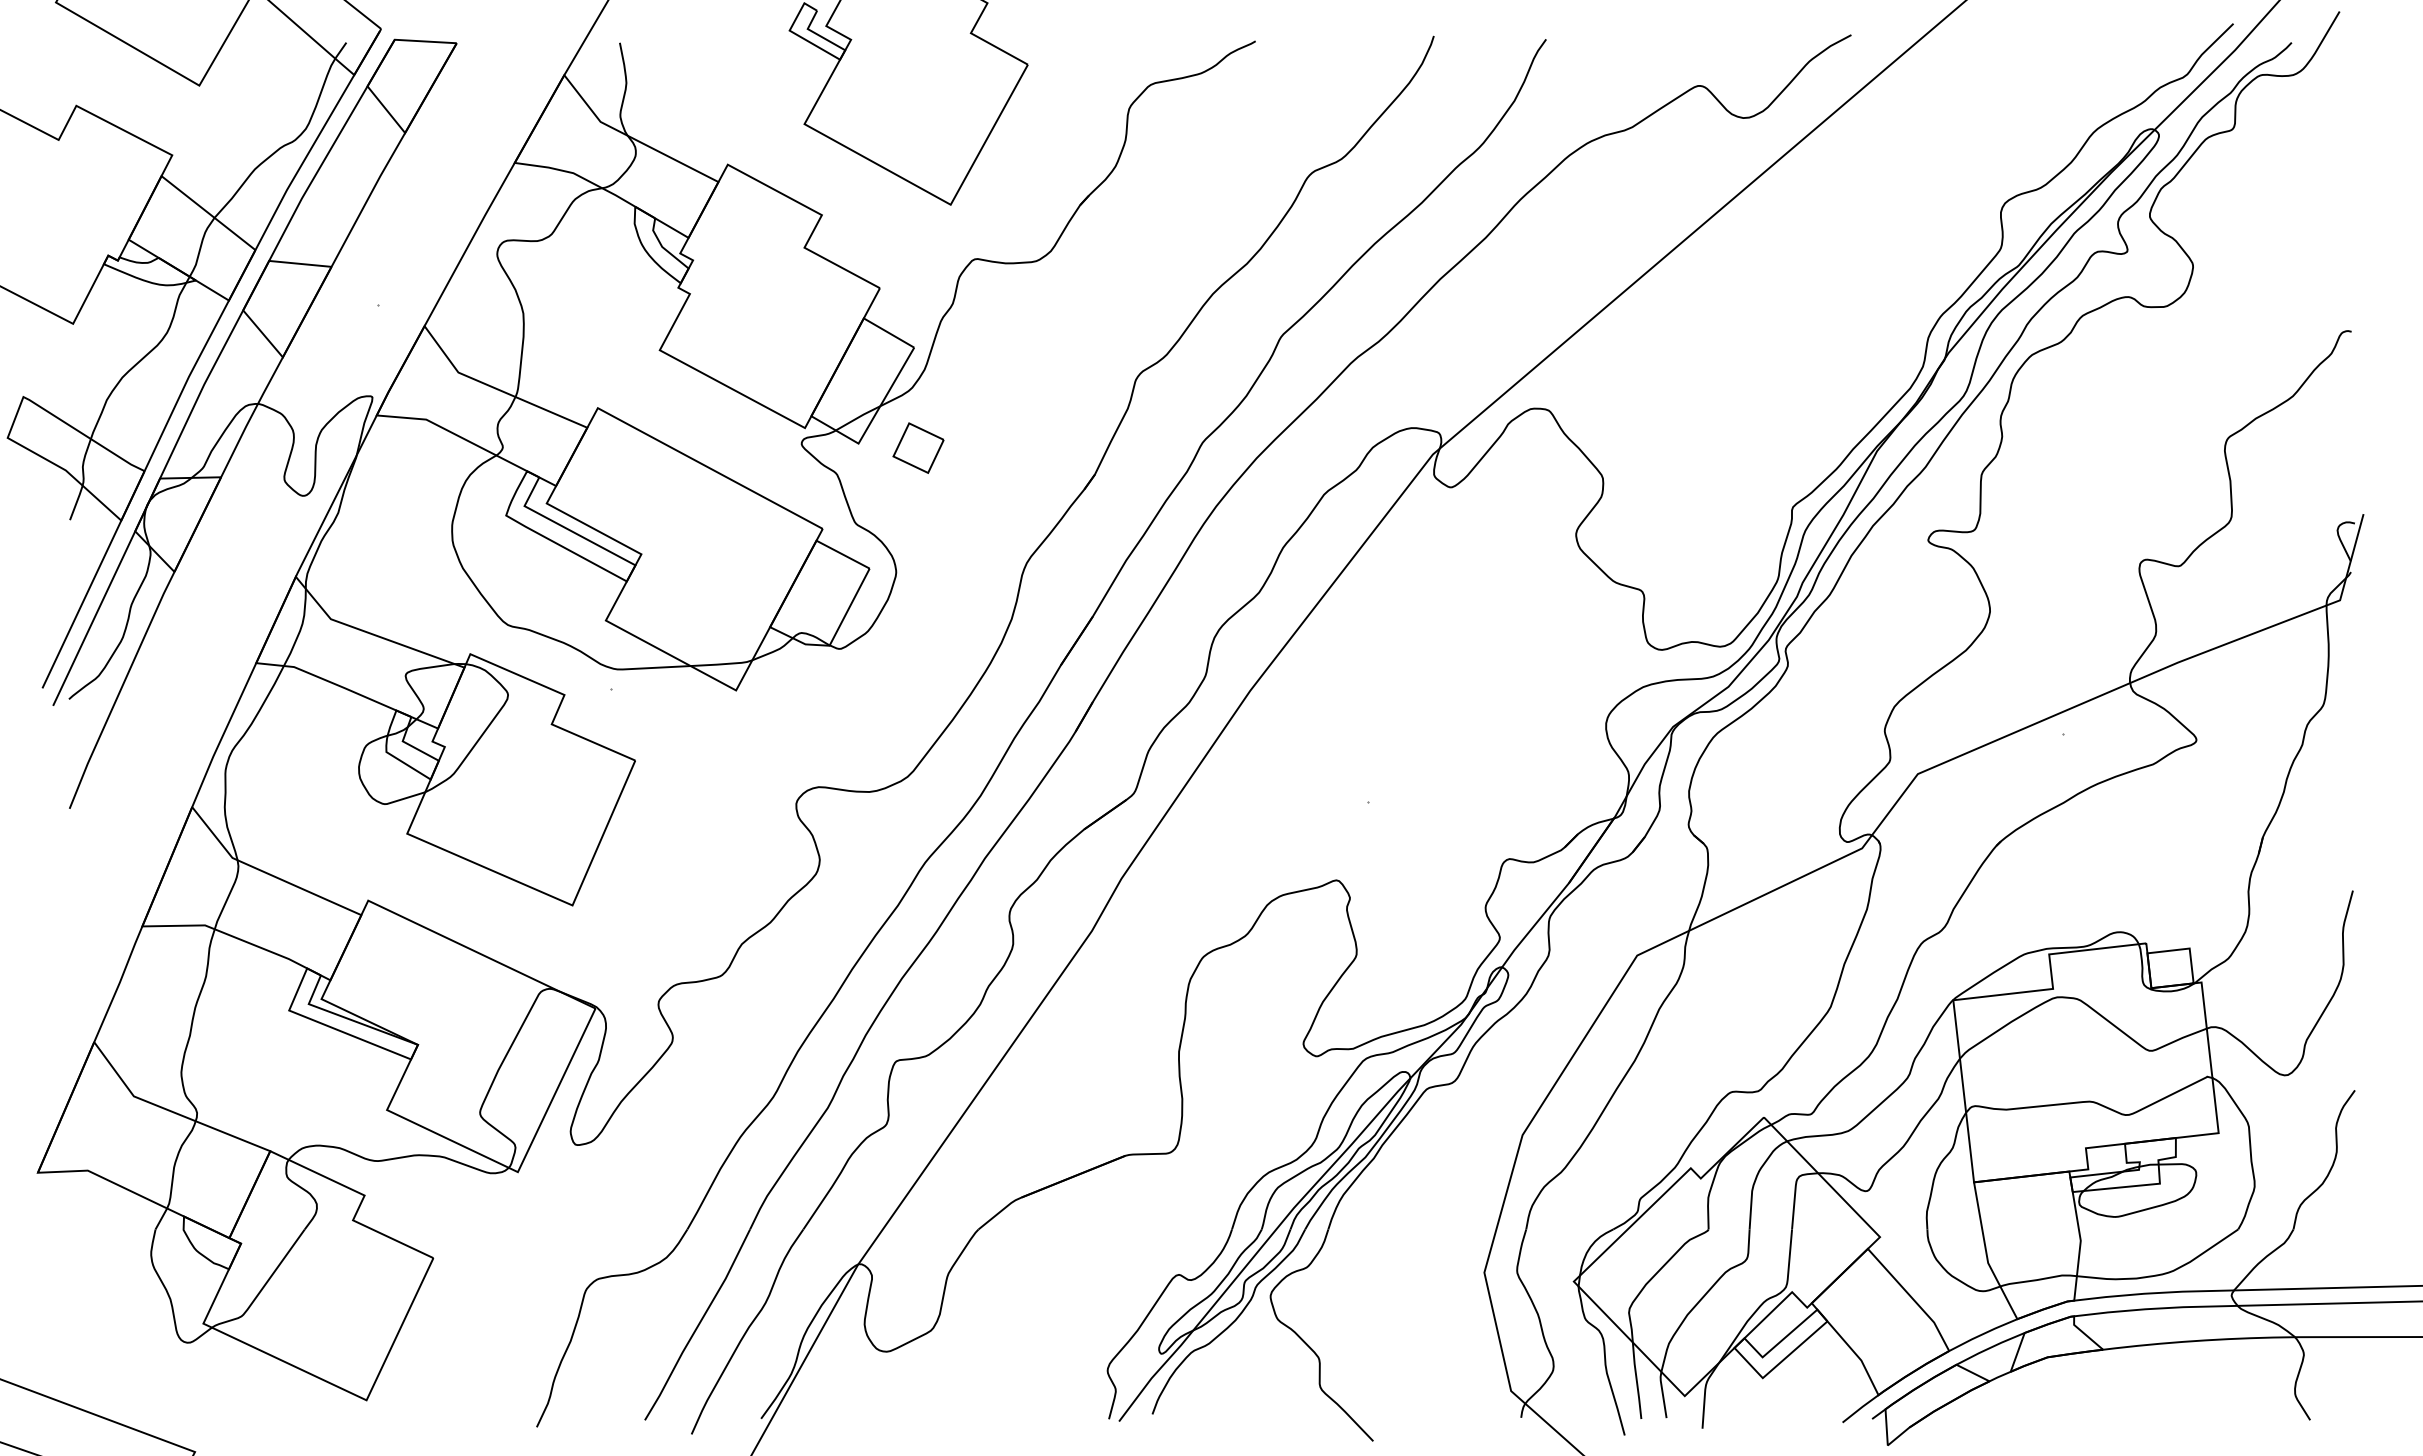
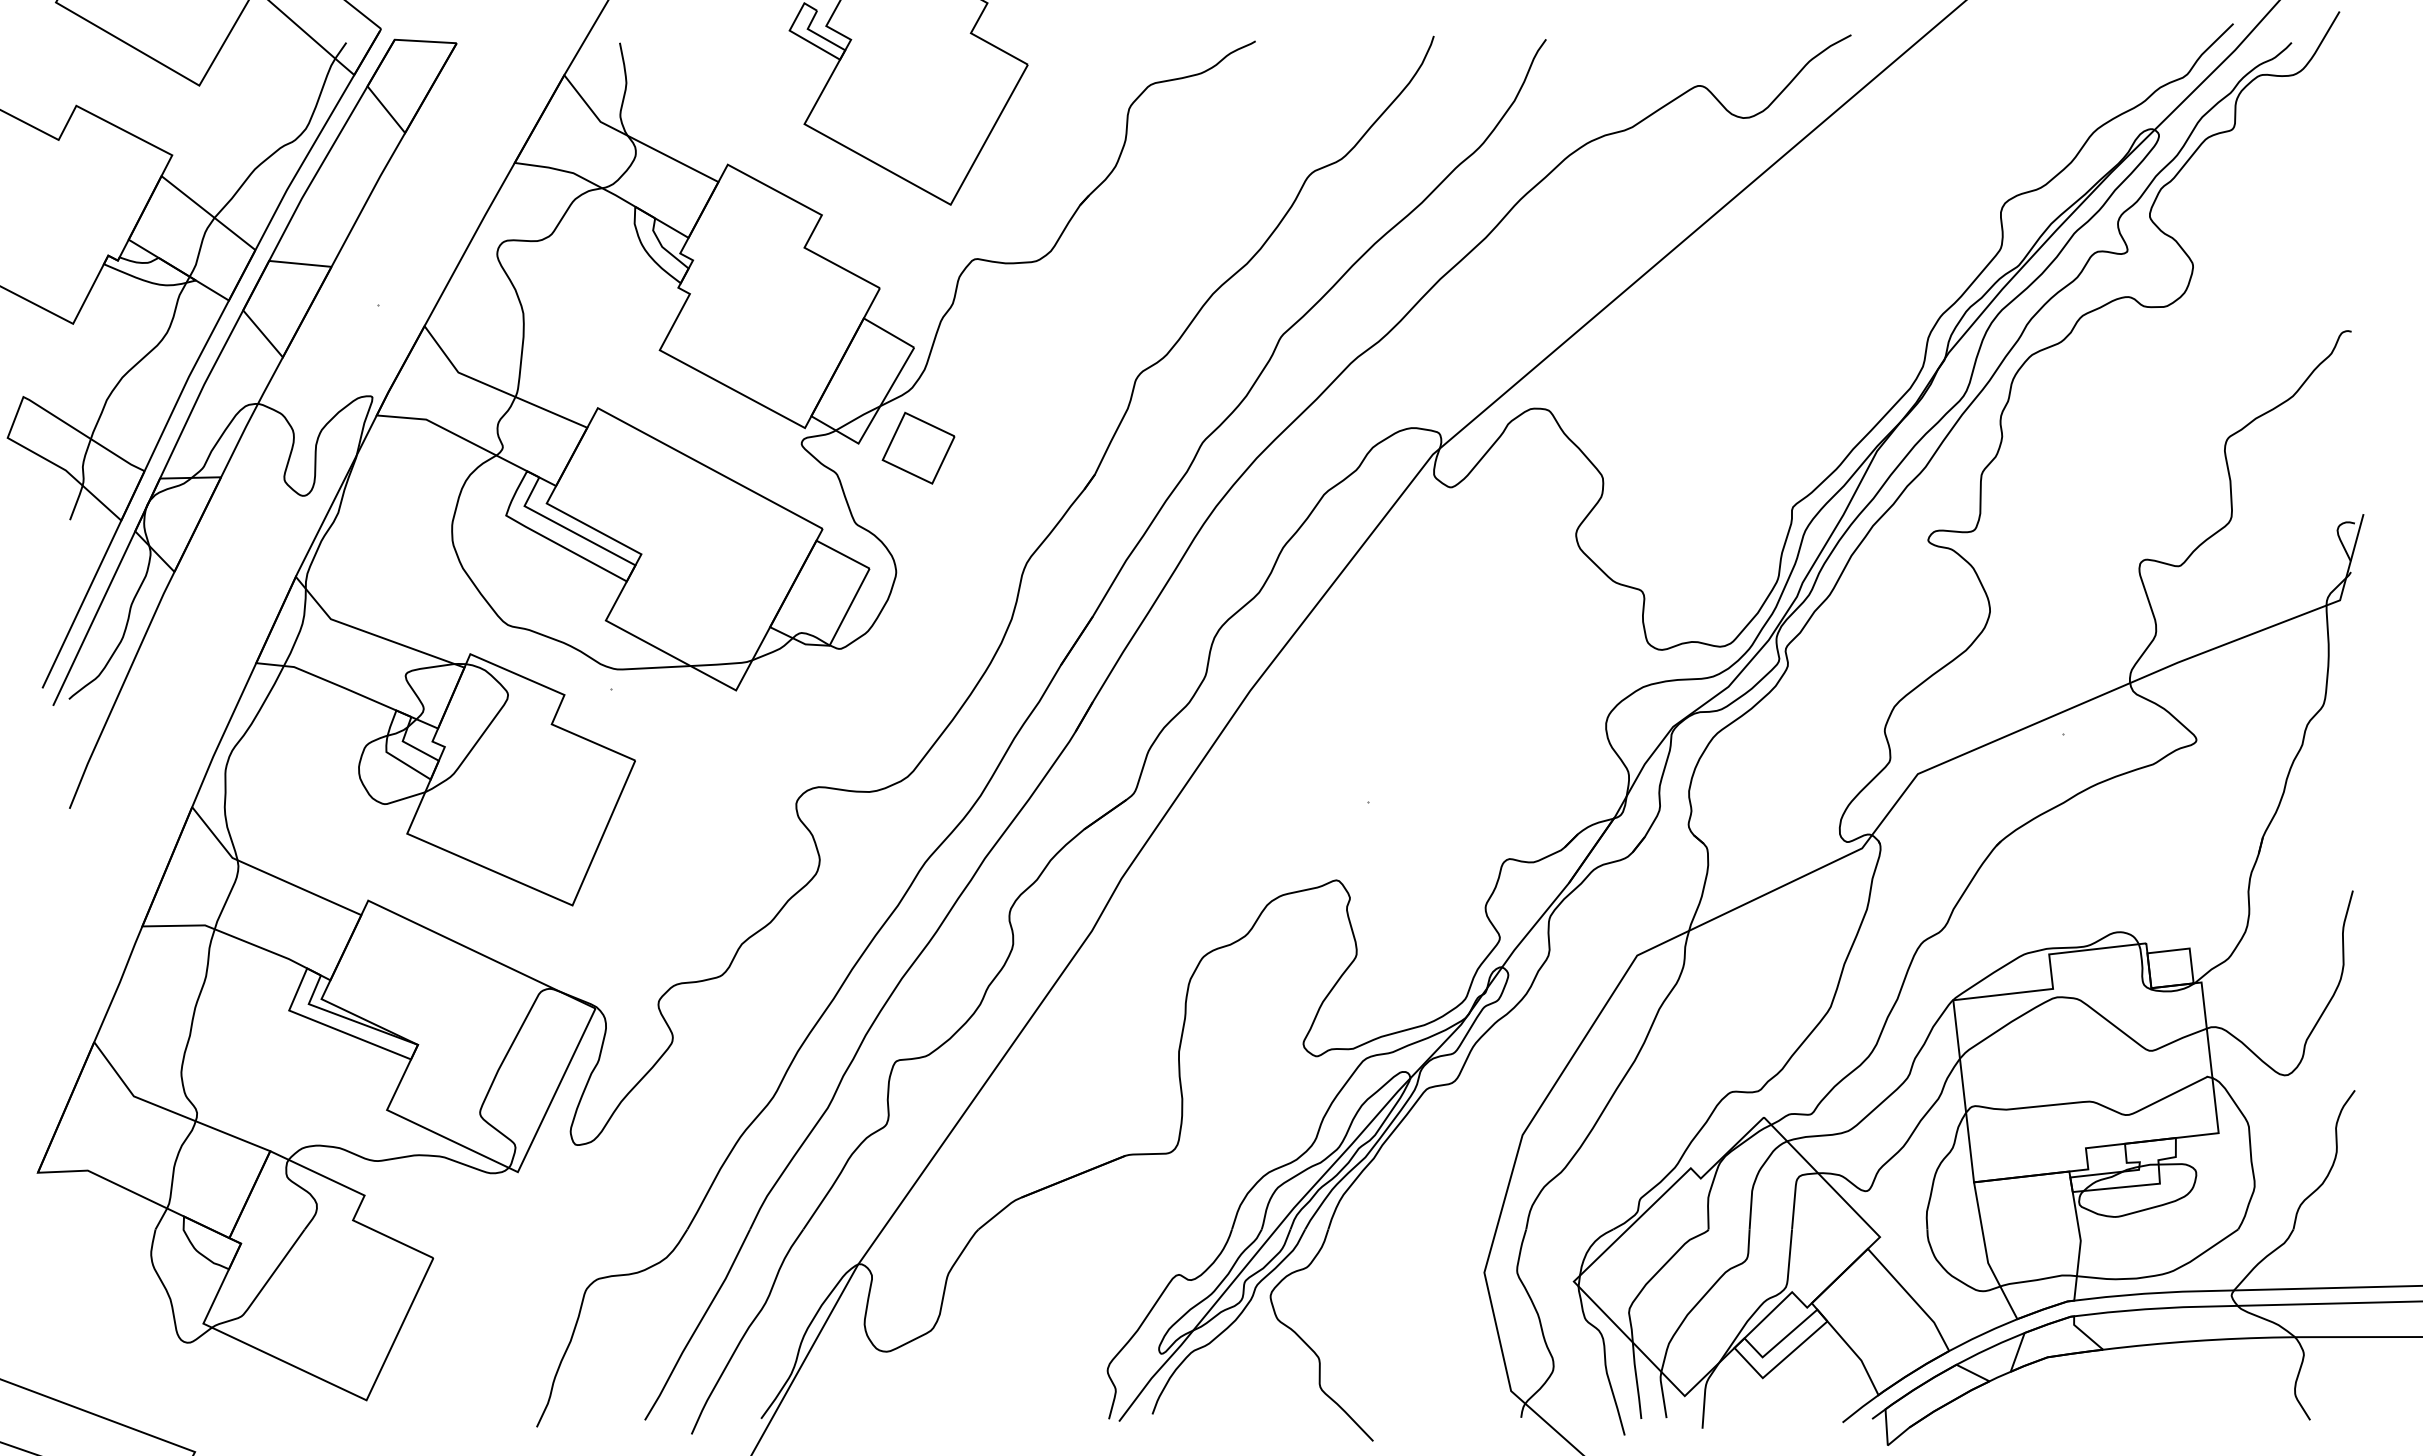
part size: 53x52 px -> 75x74 px (918, 447)
